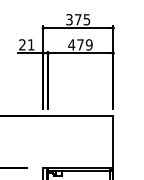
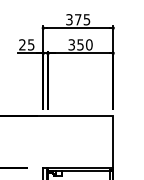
text: 21 -> 25 (31, 44)
text: 479 -> 350 (80, 44)
